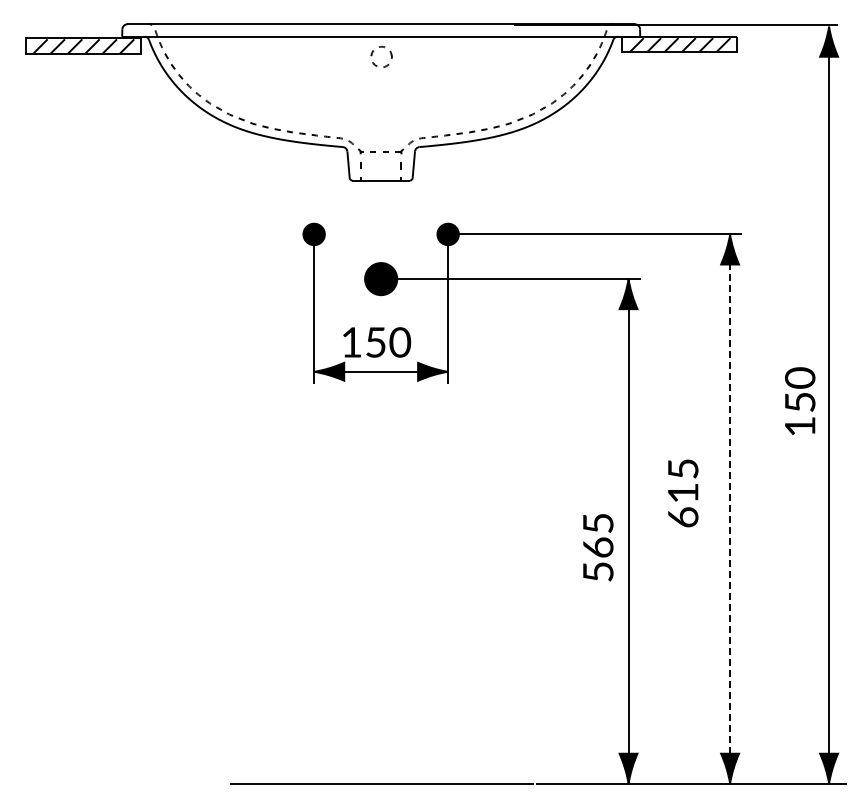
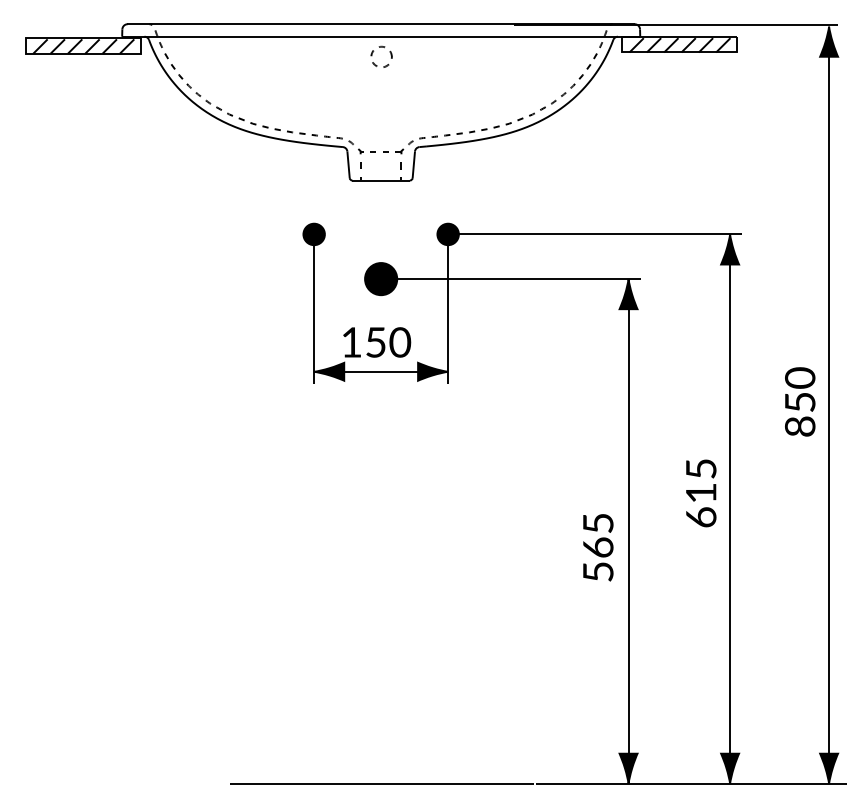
text: 150 -> 850 (800, 426)
text position: (683, 493) -> (701, 493) (701, 493)
line: dashed -> solid (730, 508)
